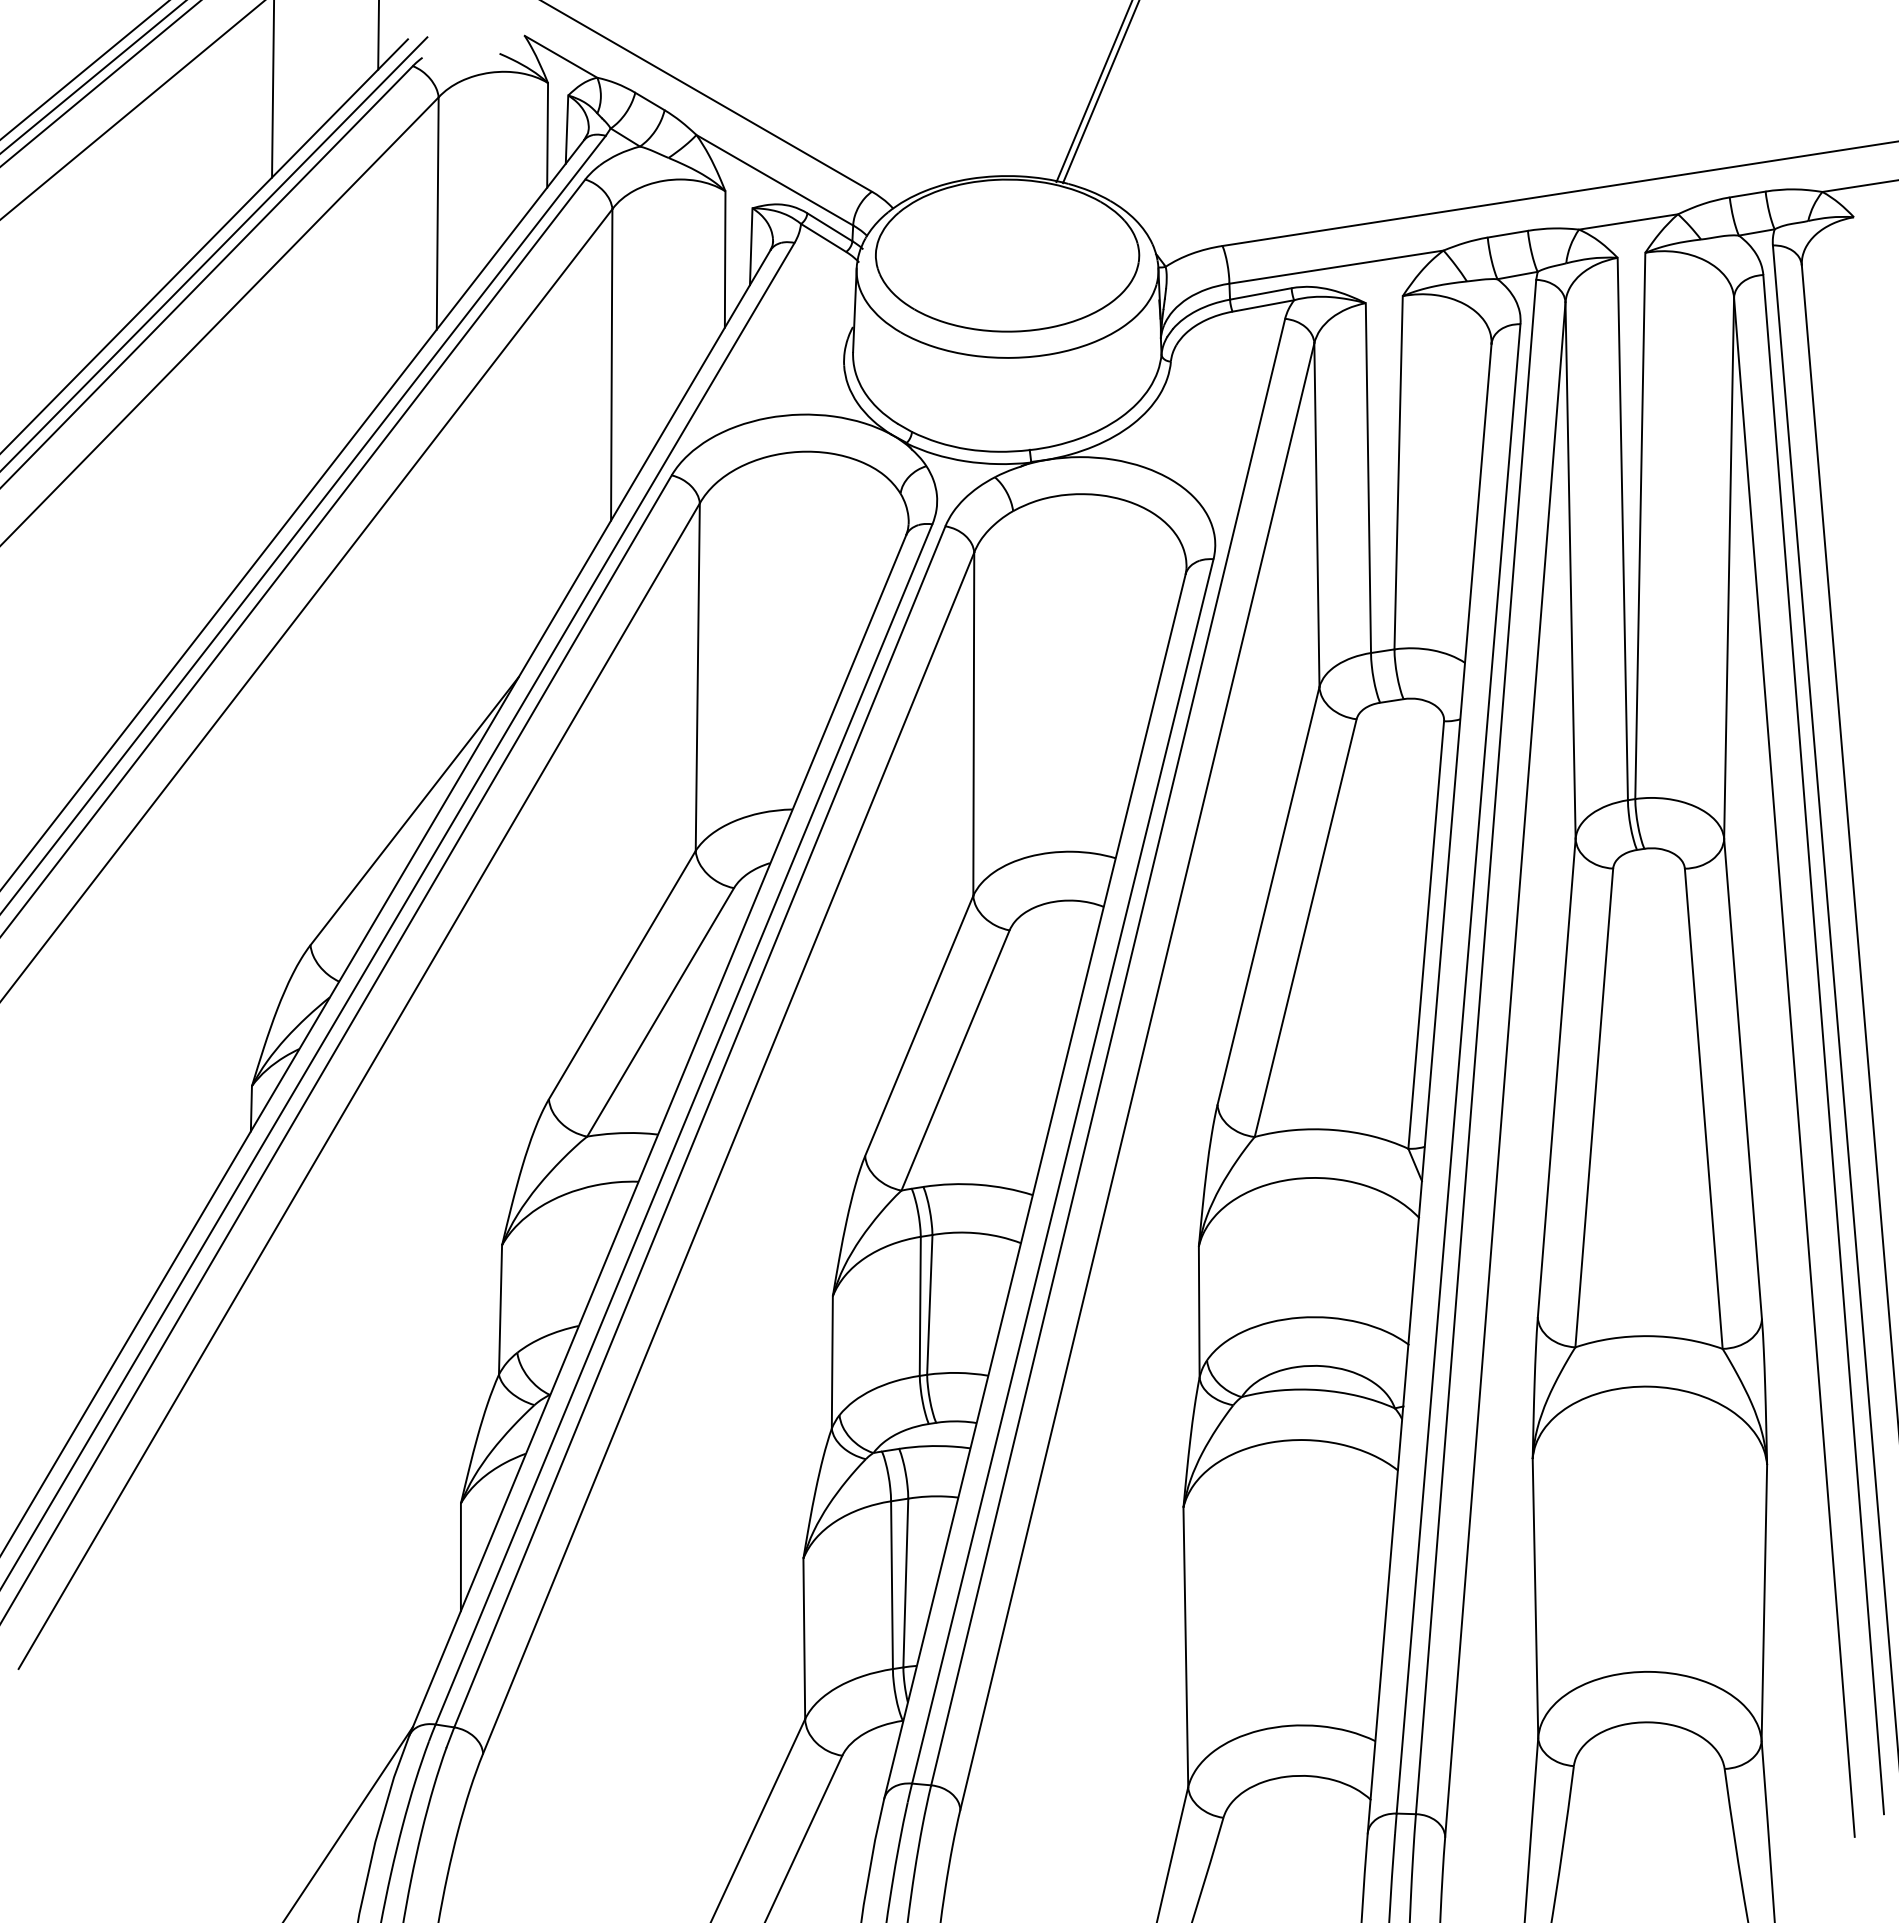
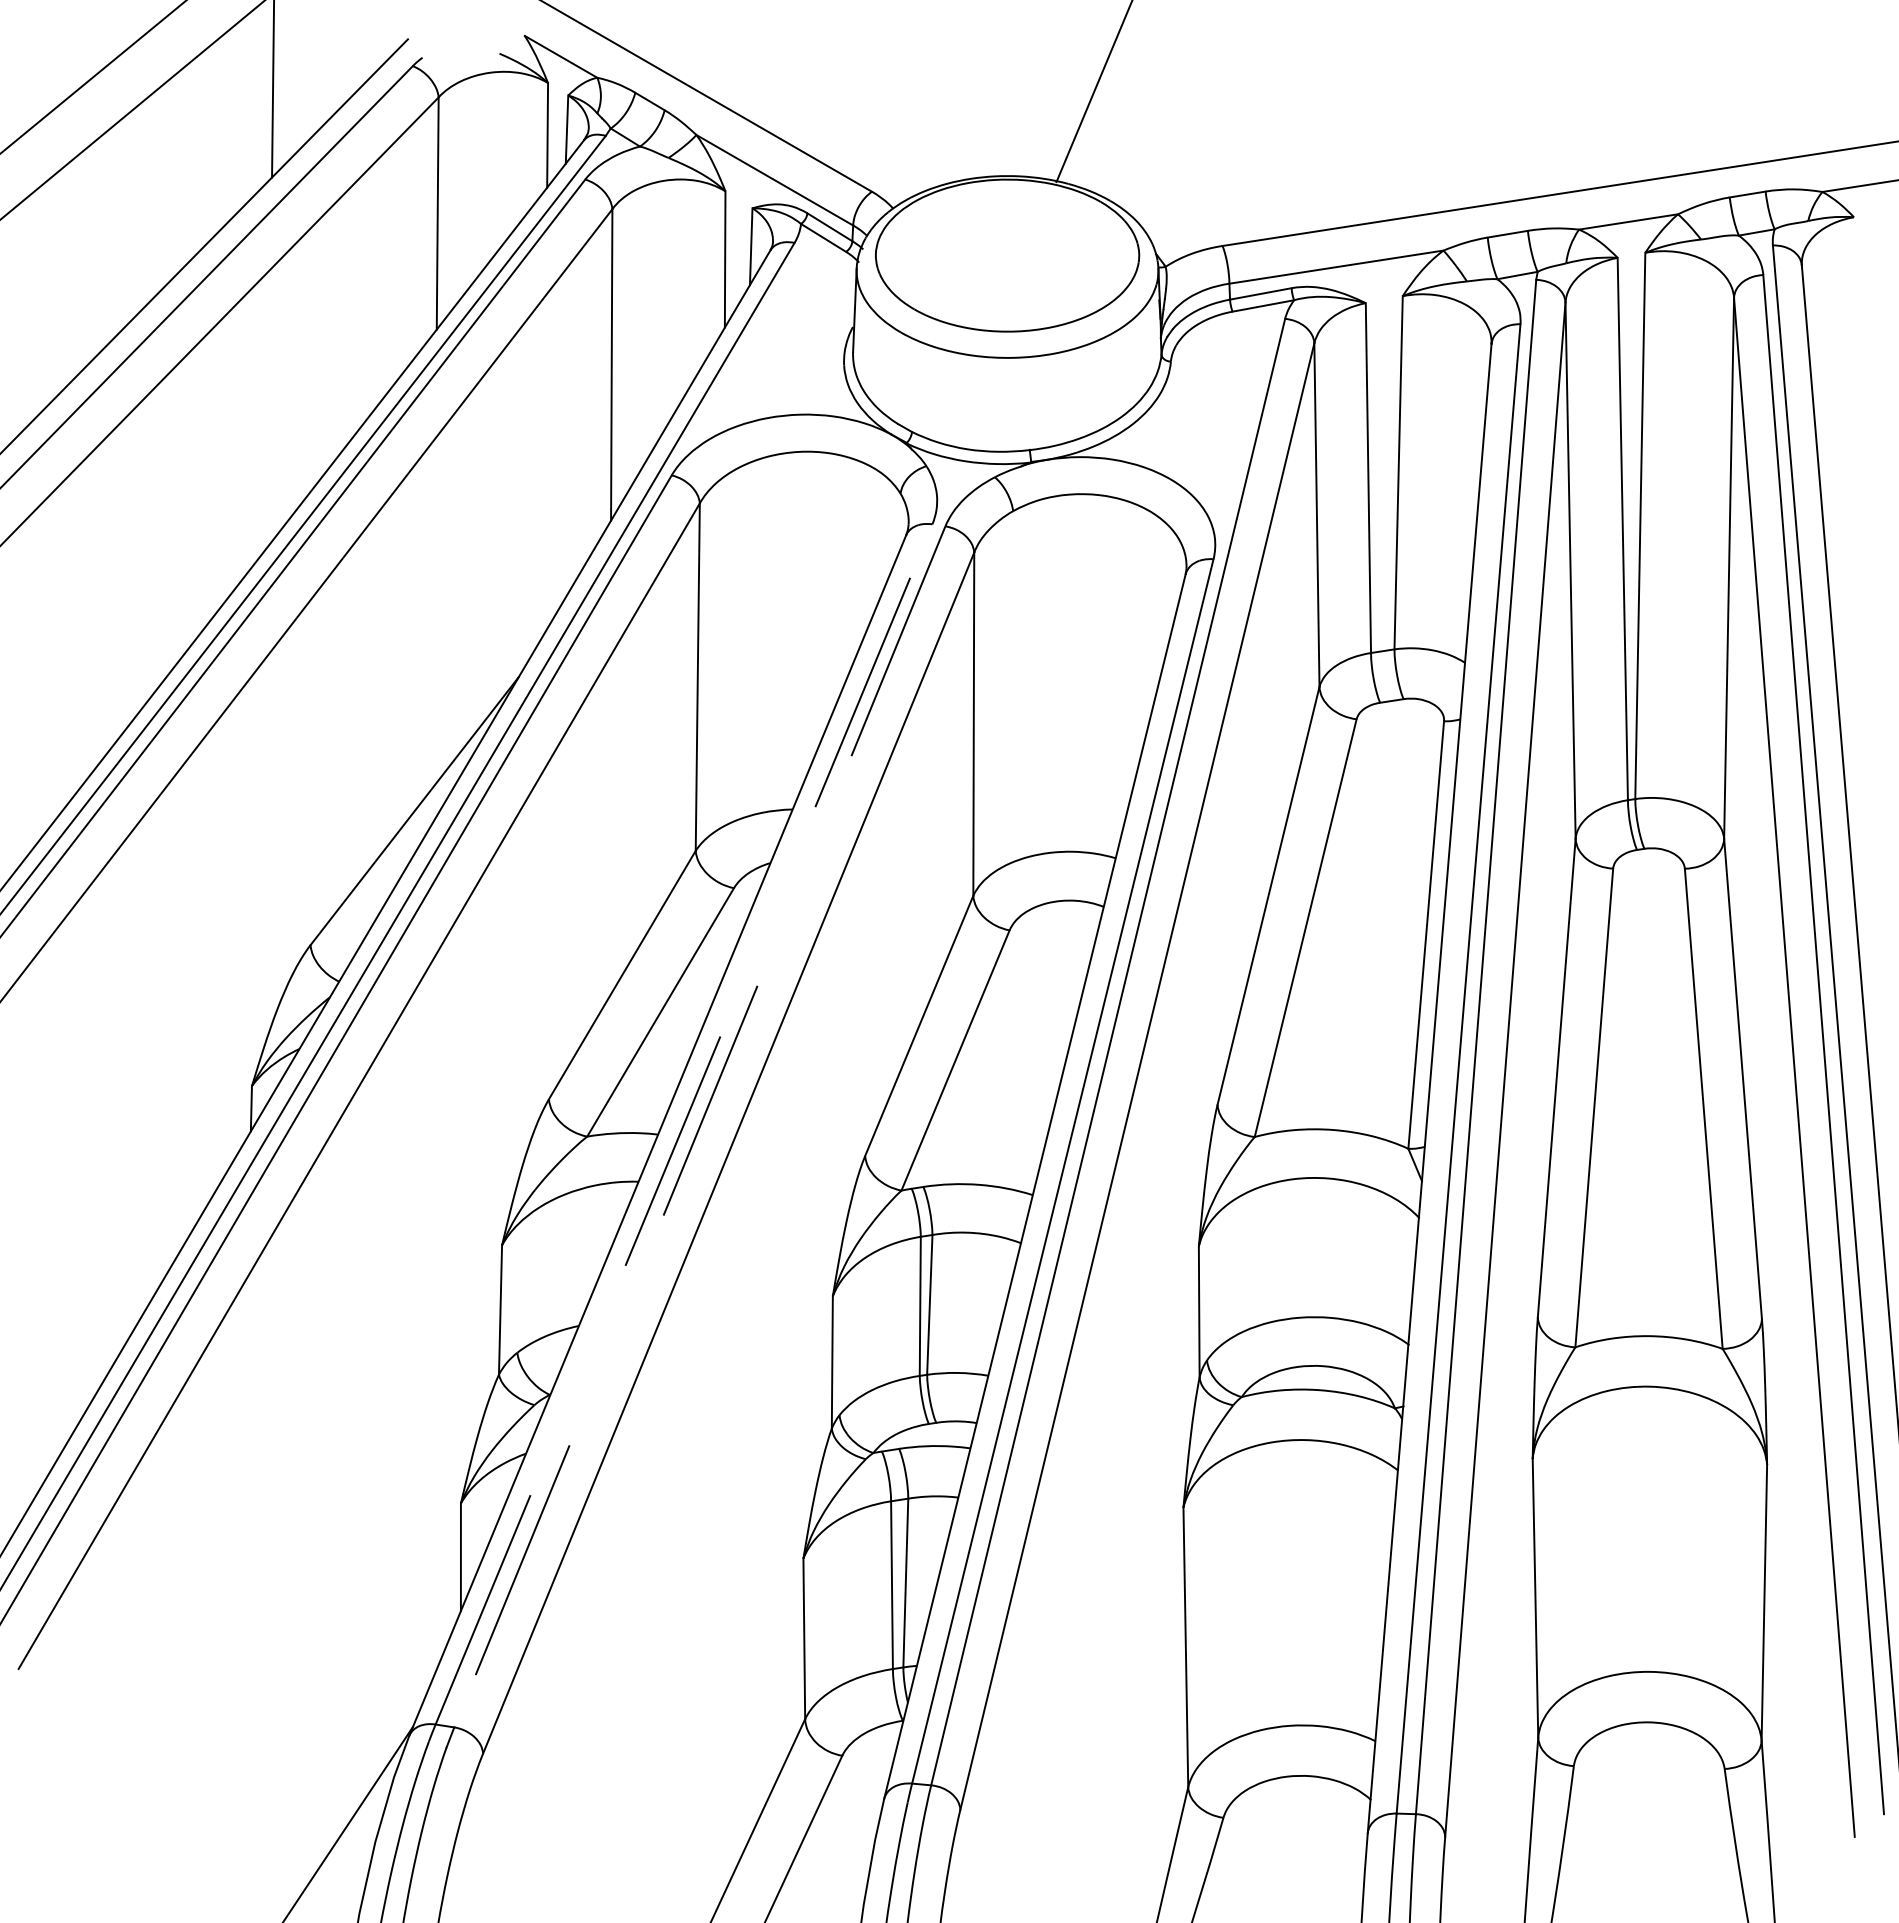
line: present -> none (378, 35)
line: present -> none (84, 70)
line: present -> none (100, 83)
line: present -> none (1100, 92)
line: present -> none (214, 253)
line: solid -> dashed (684, 1123)
line: solid -> dashed (699, 1126)
